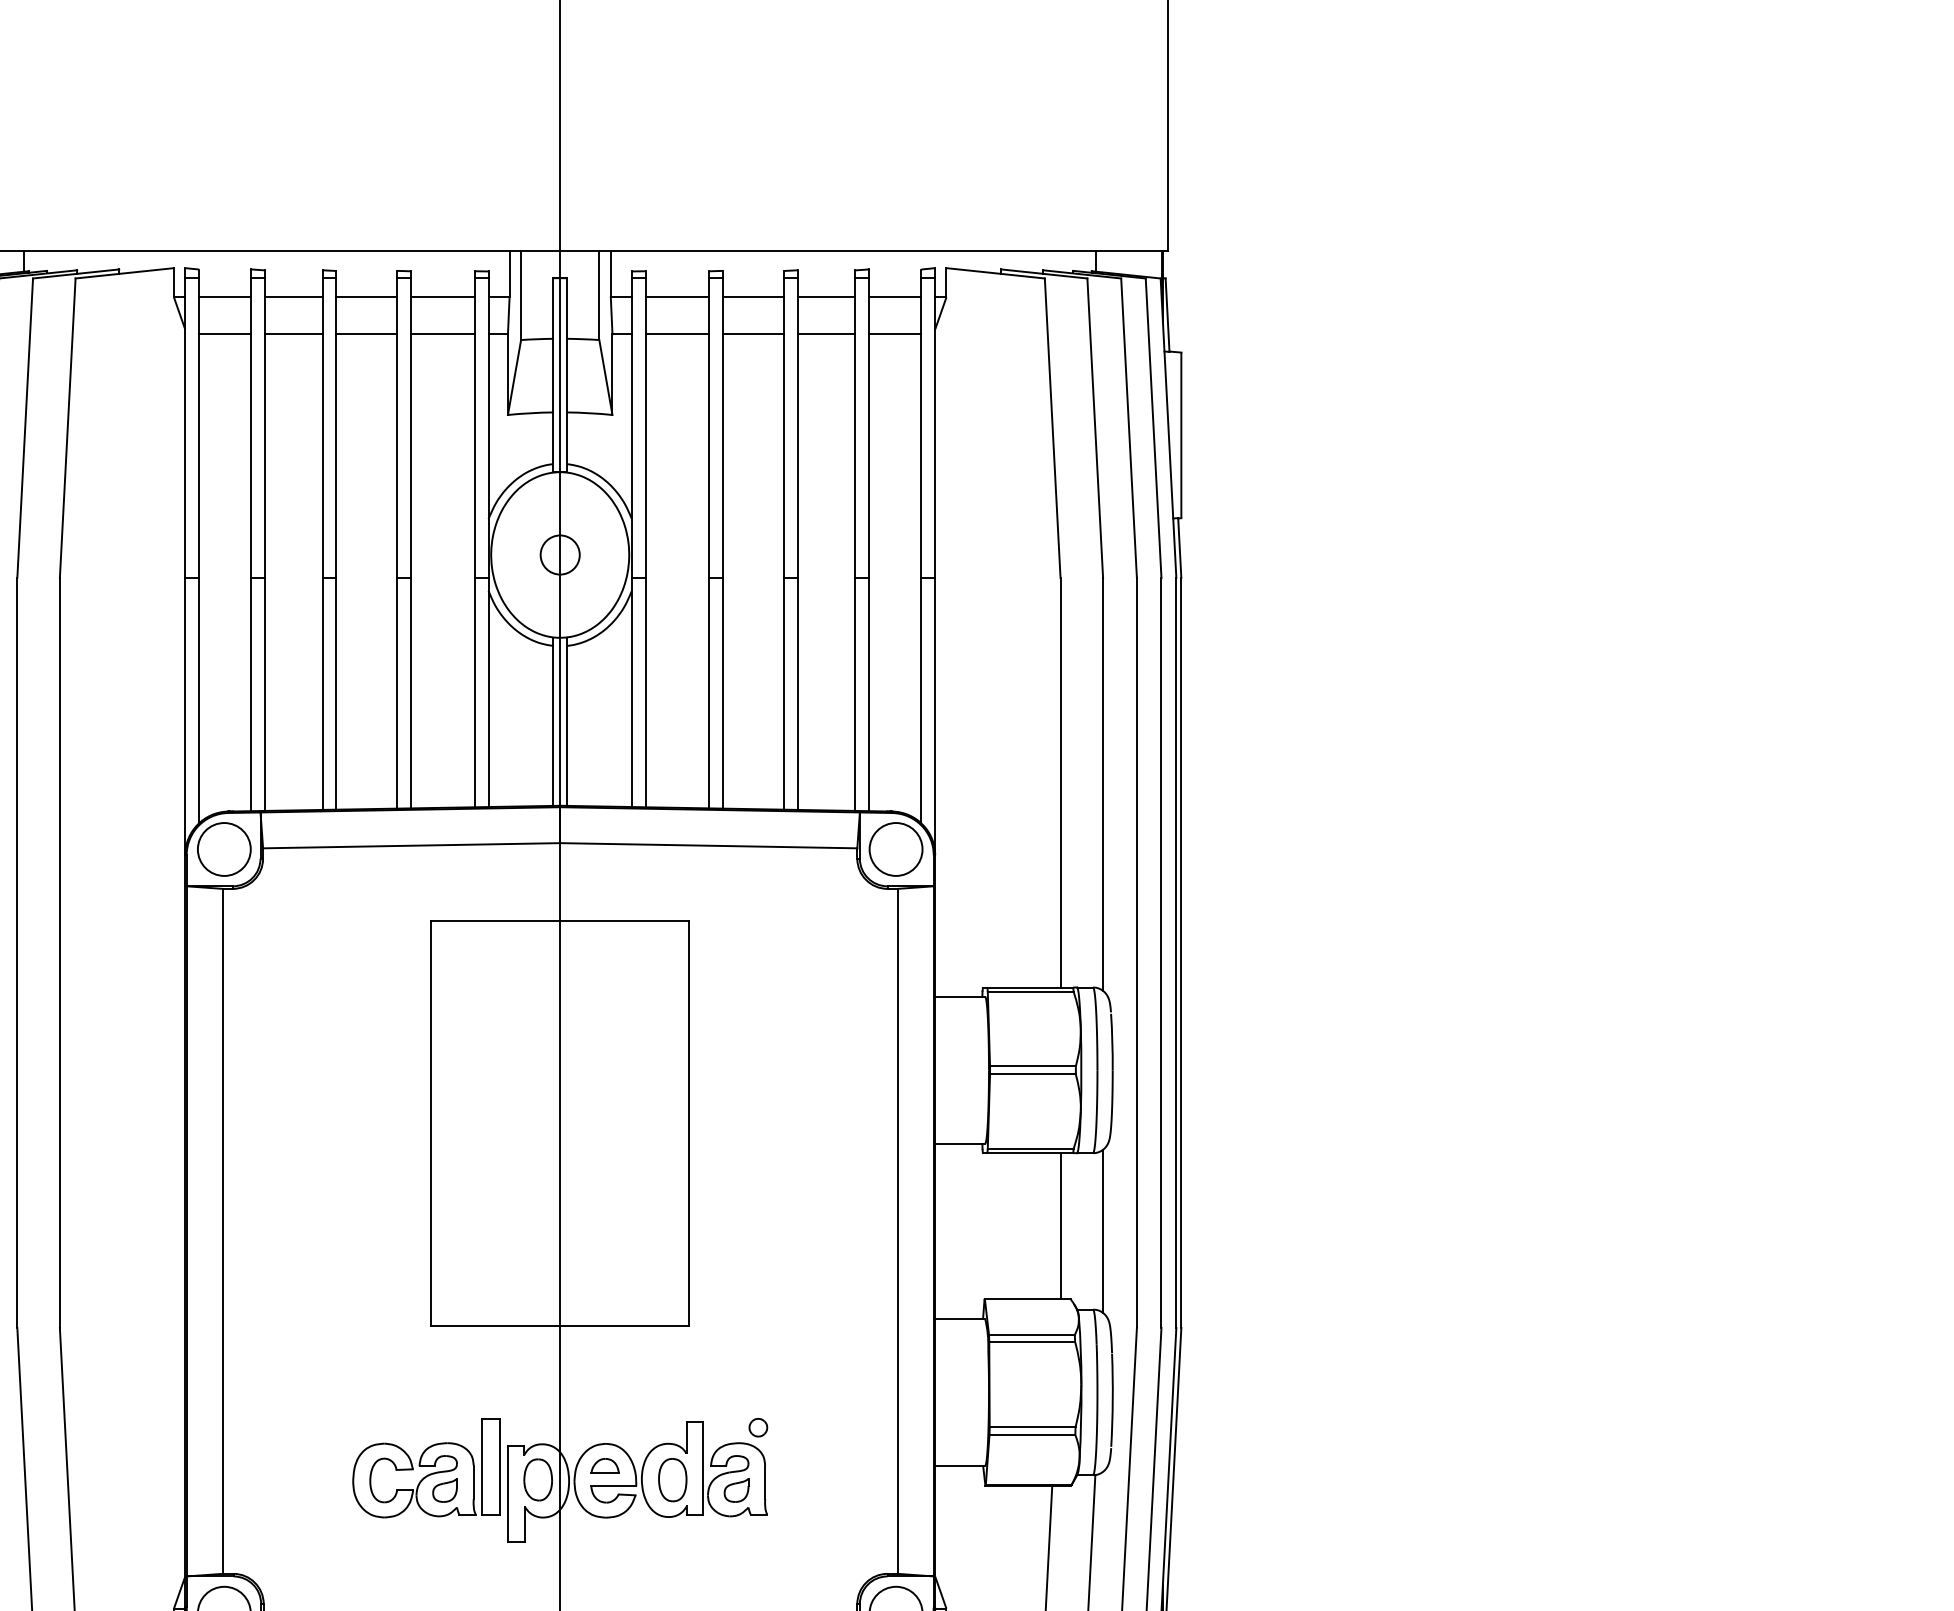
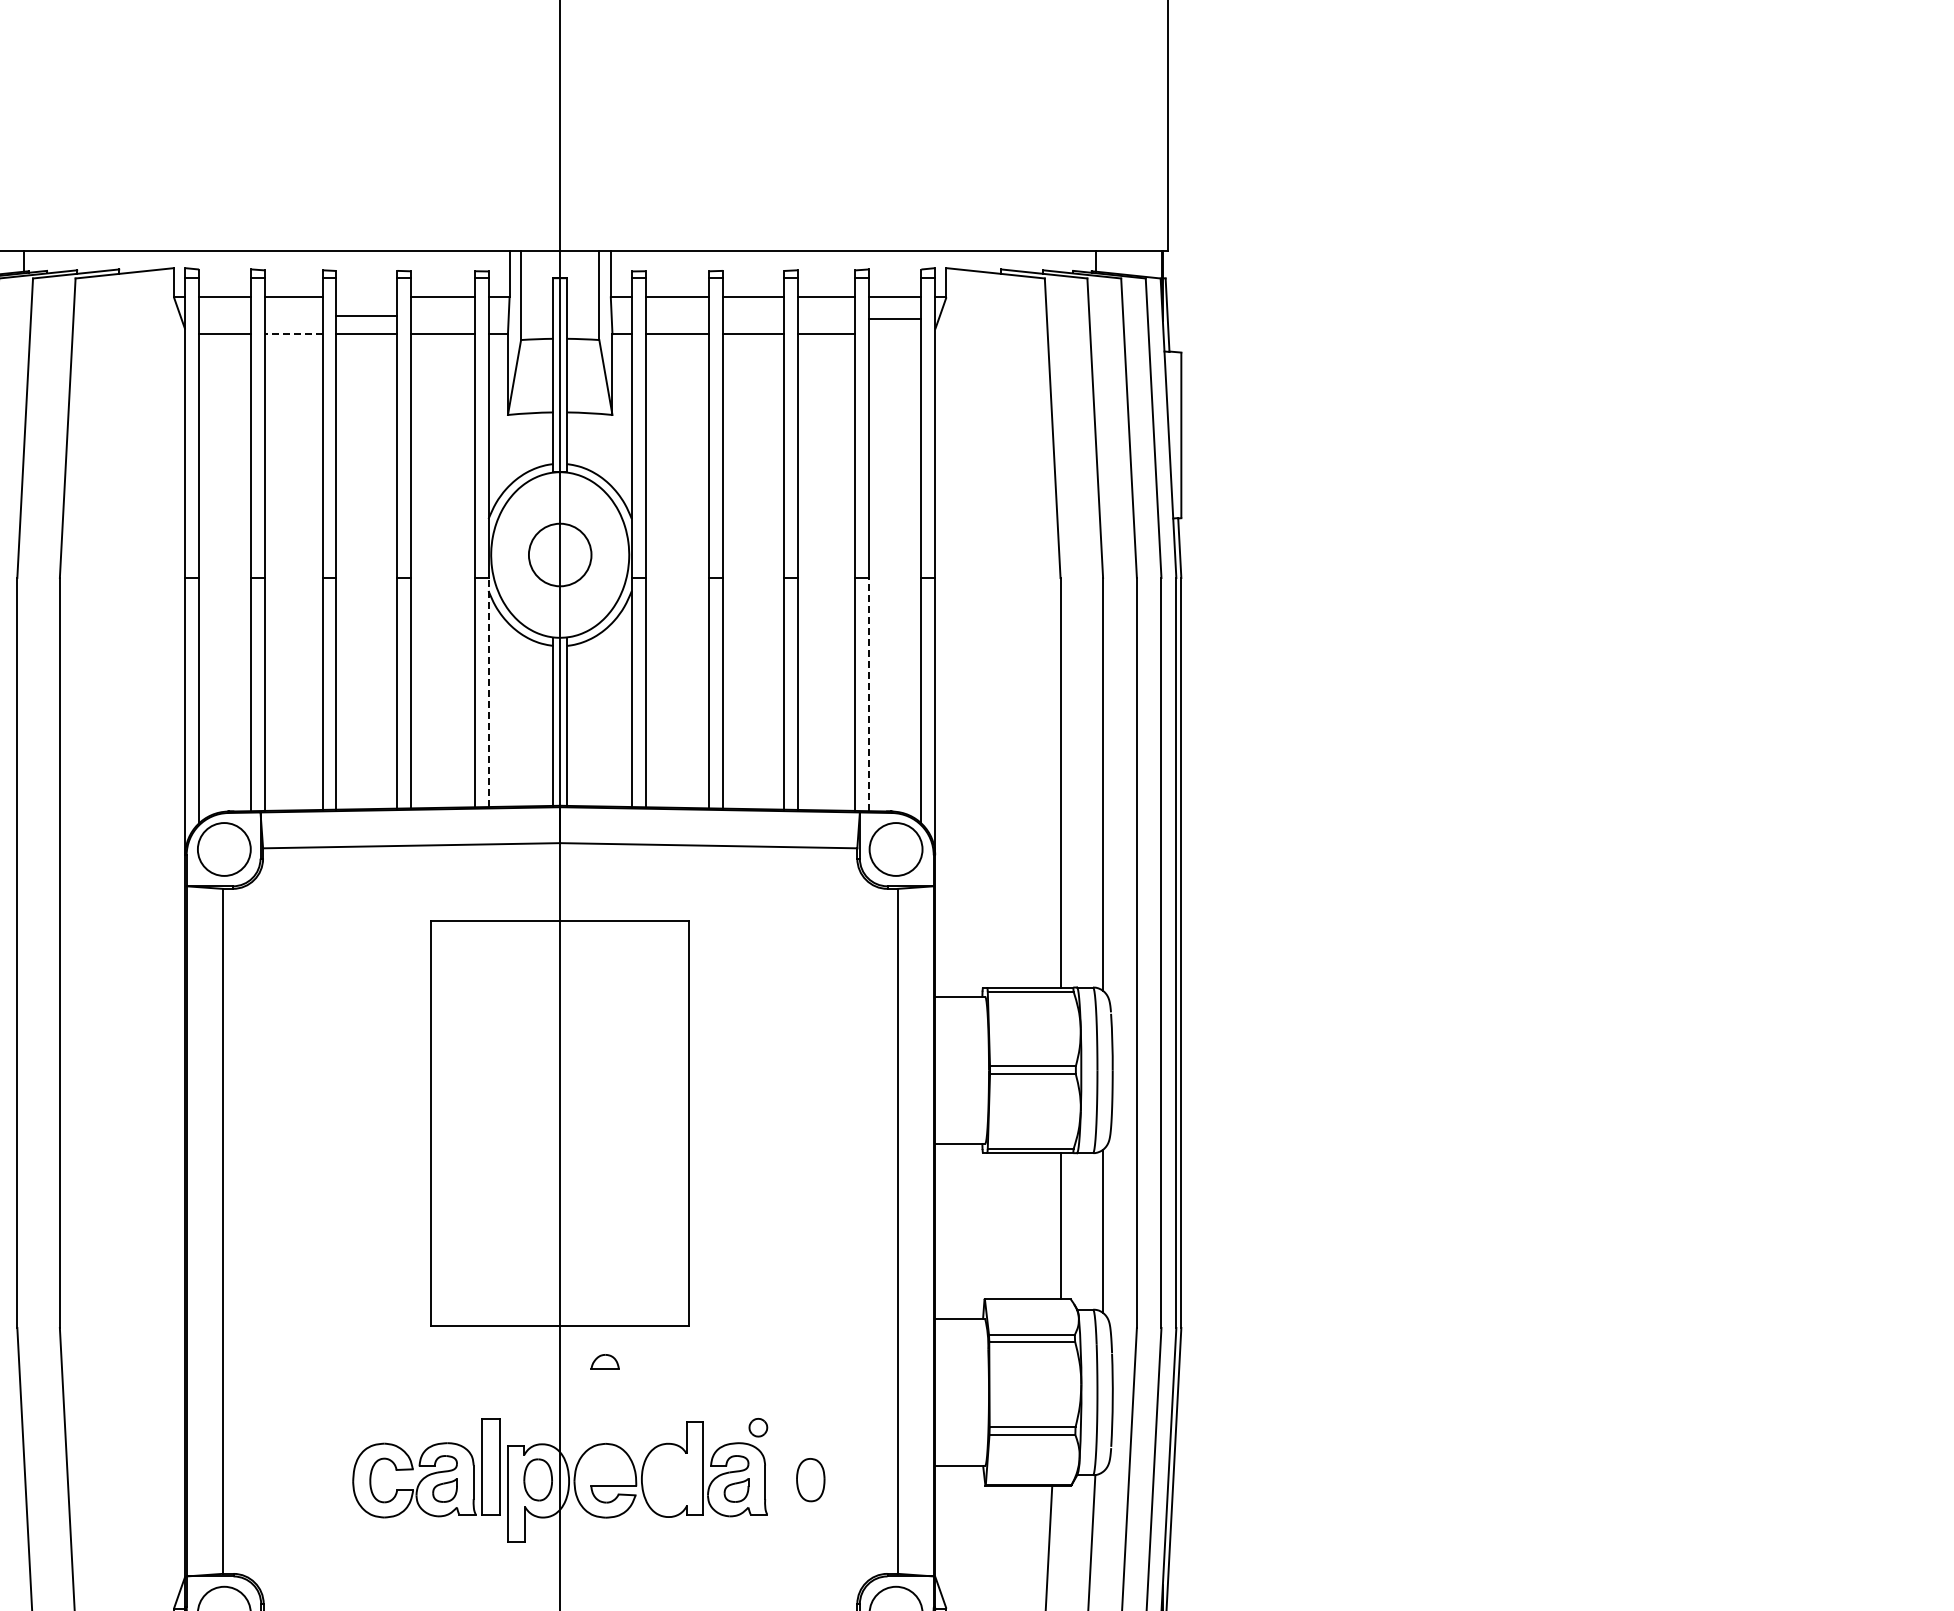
line position: (366, 297) -> (366, 316) (366, 316)
line: solid -> dashed (293, 334)
line position: (894, 334) -> (894, 319) (894, 319)
circle diameter: 39 px -> 63 px (559, 554)
line: solid -> dashed (488, 692)
line: solid -> dashed (868, 694)
part position: (604, 1465) -> (604, 1361) (604, 1361)
part position: (672, 1480) -> (810, 1480) (810, 1480)
